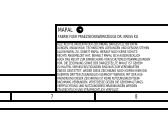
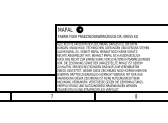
line: present -> none (83, 108)
